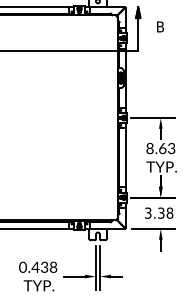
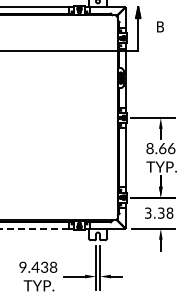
text: 8.63 -> 8.66 (171, 148)
line: solid -> dashed (34, 228)
text: 0.438 -> 9.438 (22, 267)
